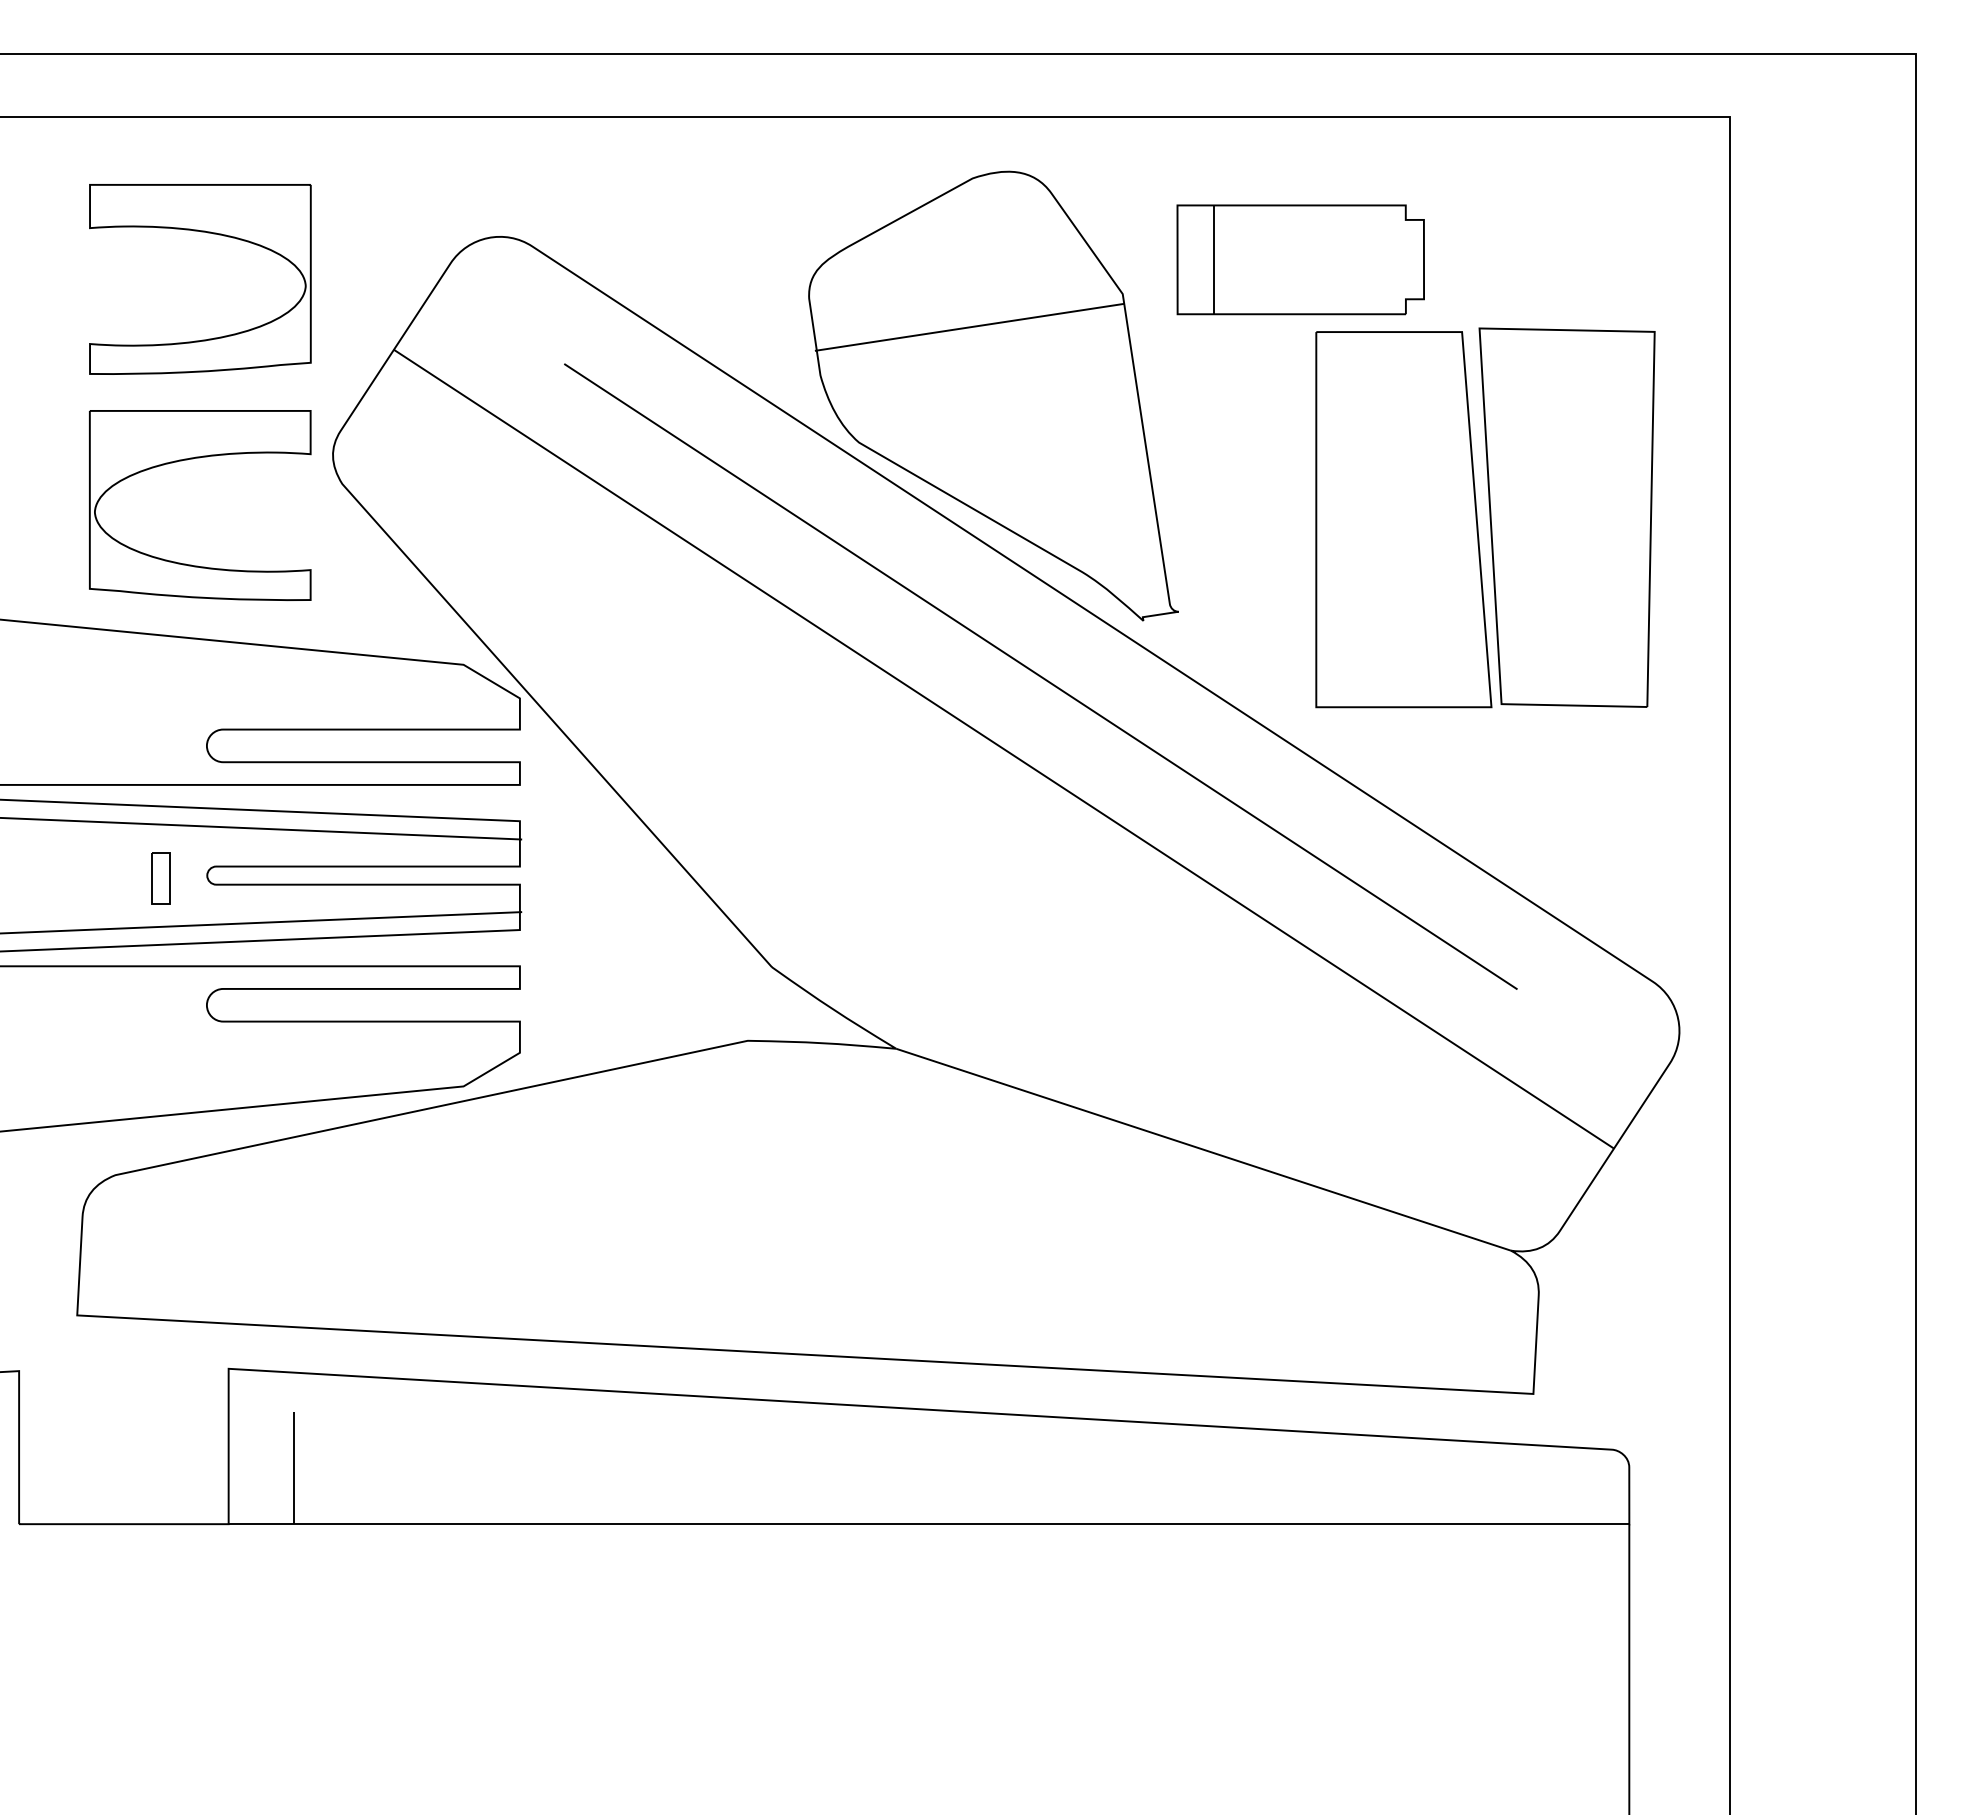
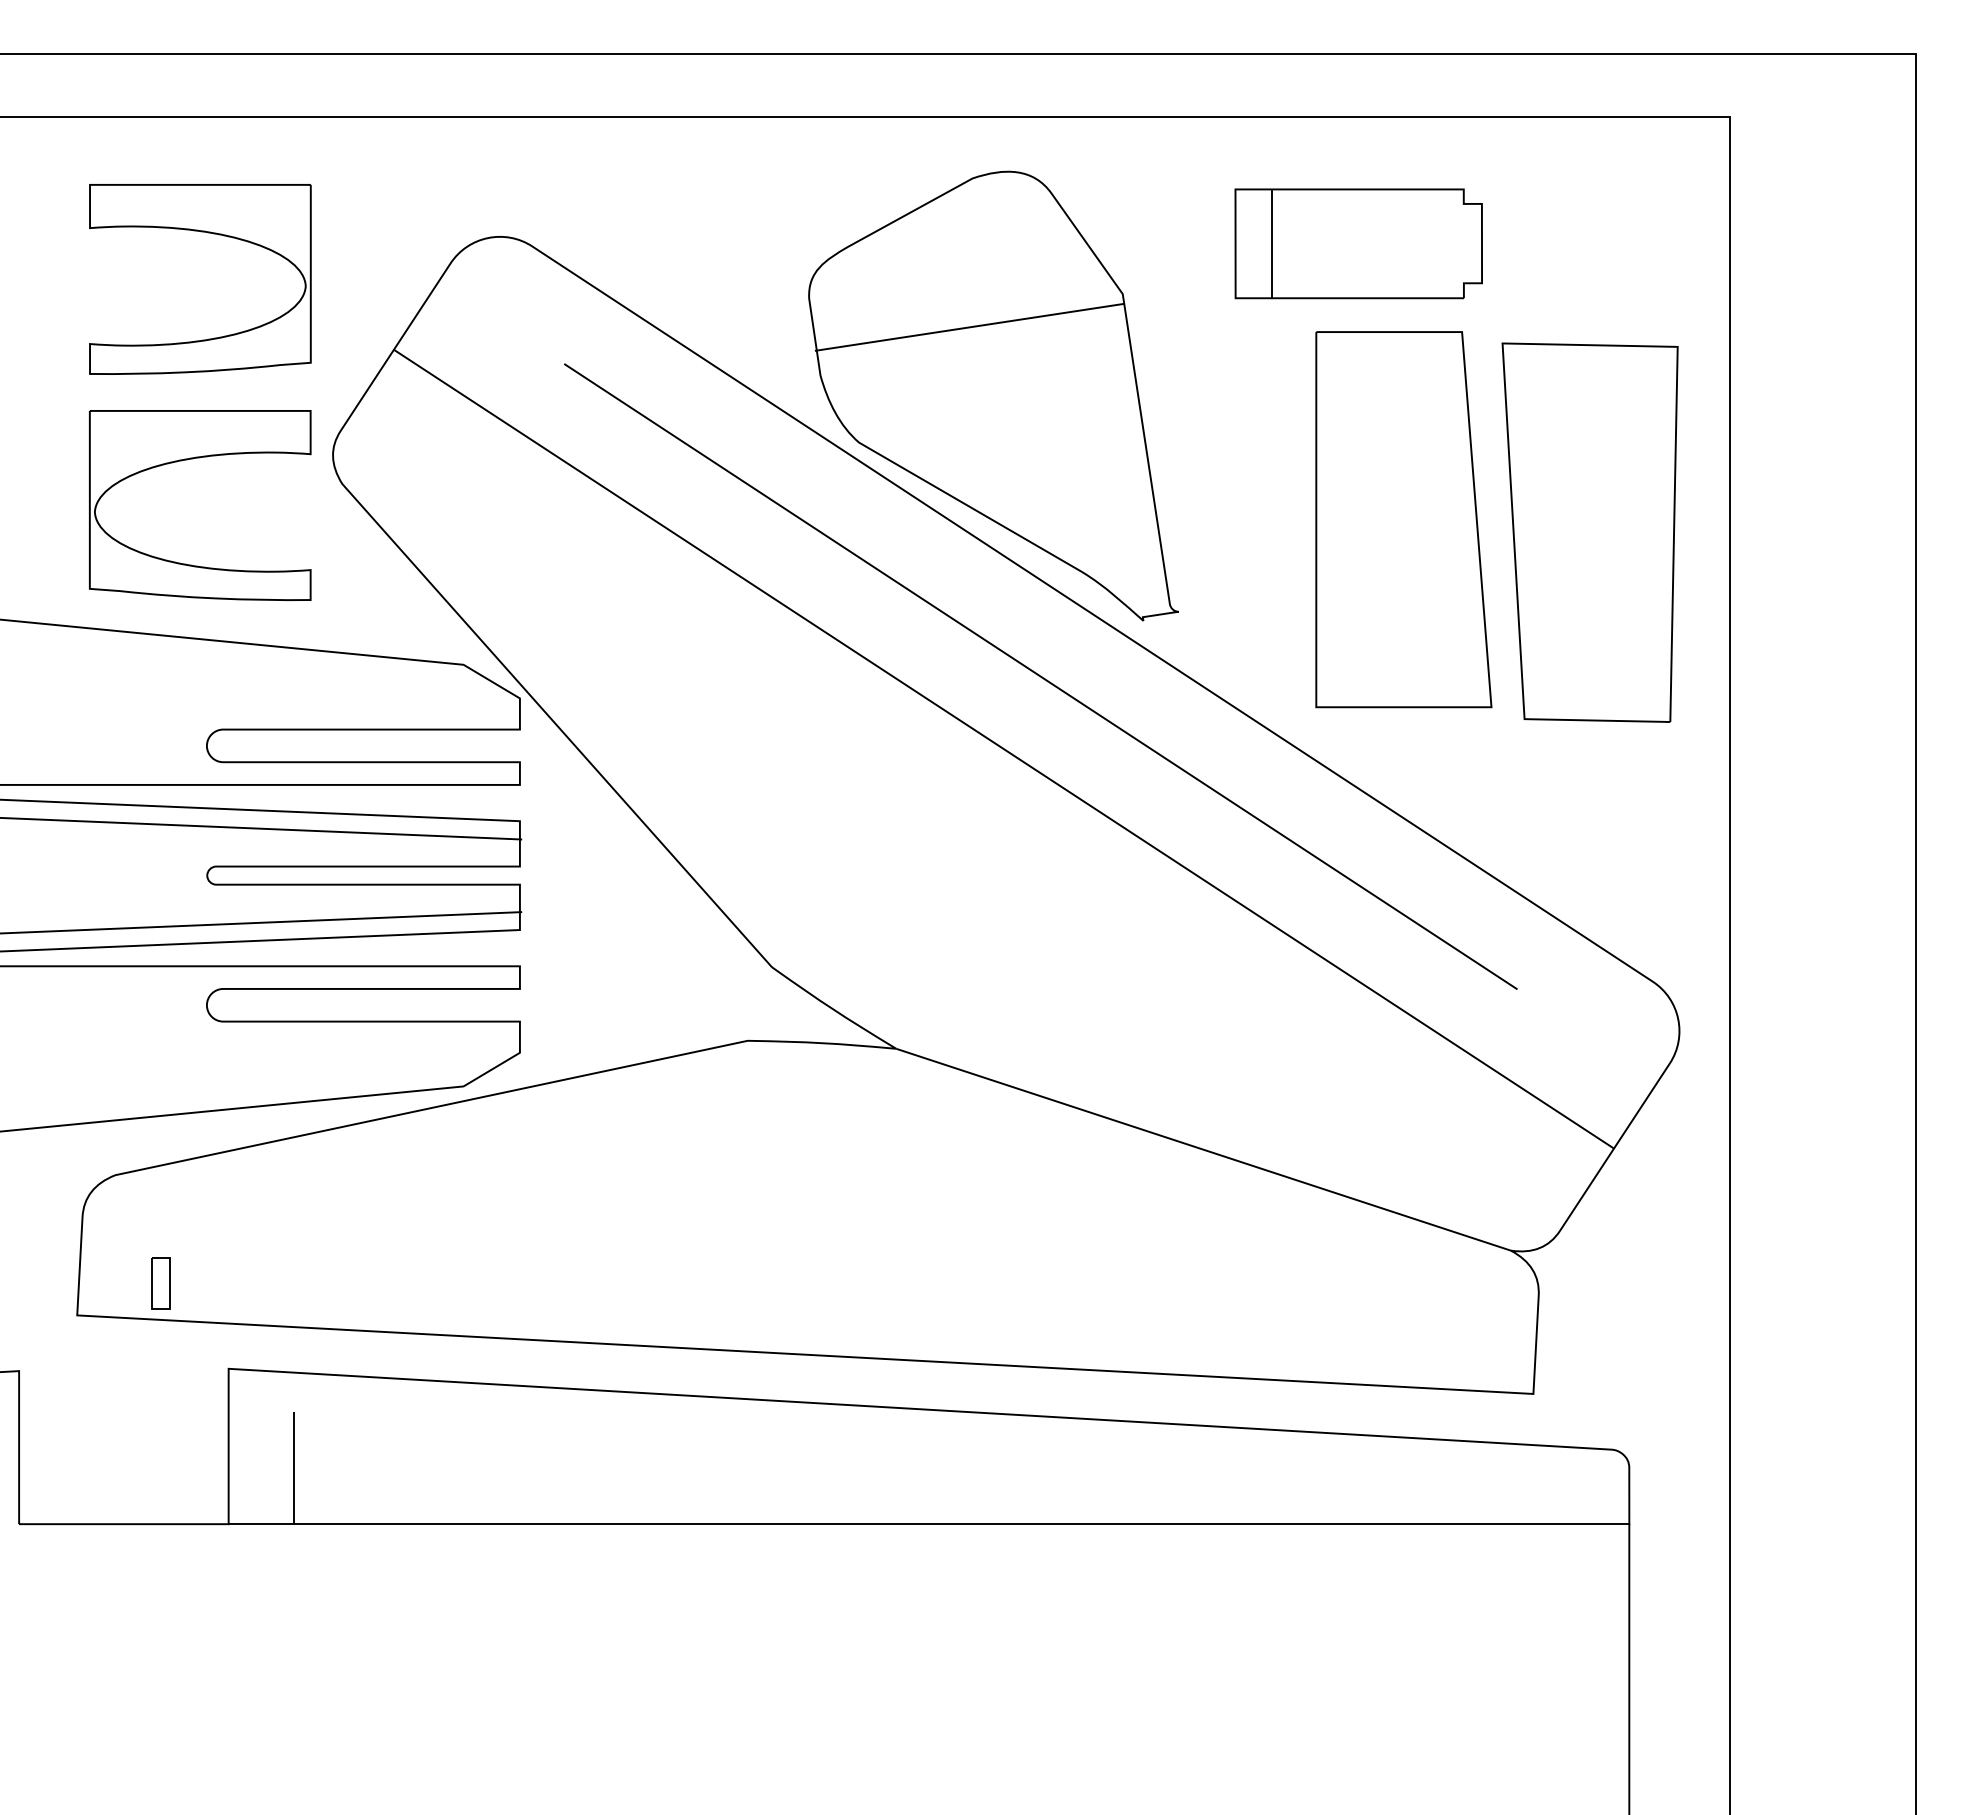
part position: (1300, 259) -> (1358, 243) (1358, 243)
part position: (1566, 517) -> (1589, 532) (1589, 532)
part position: (160, 878) -> (160, 1283) (160, 1283)
